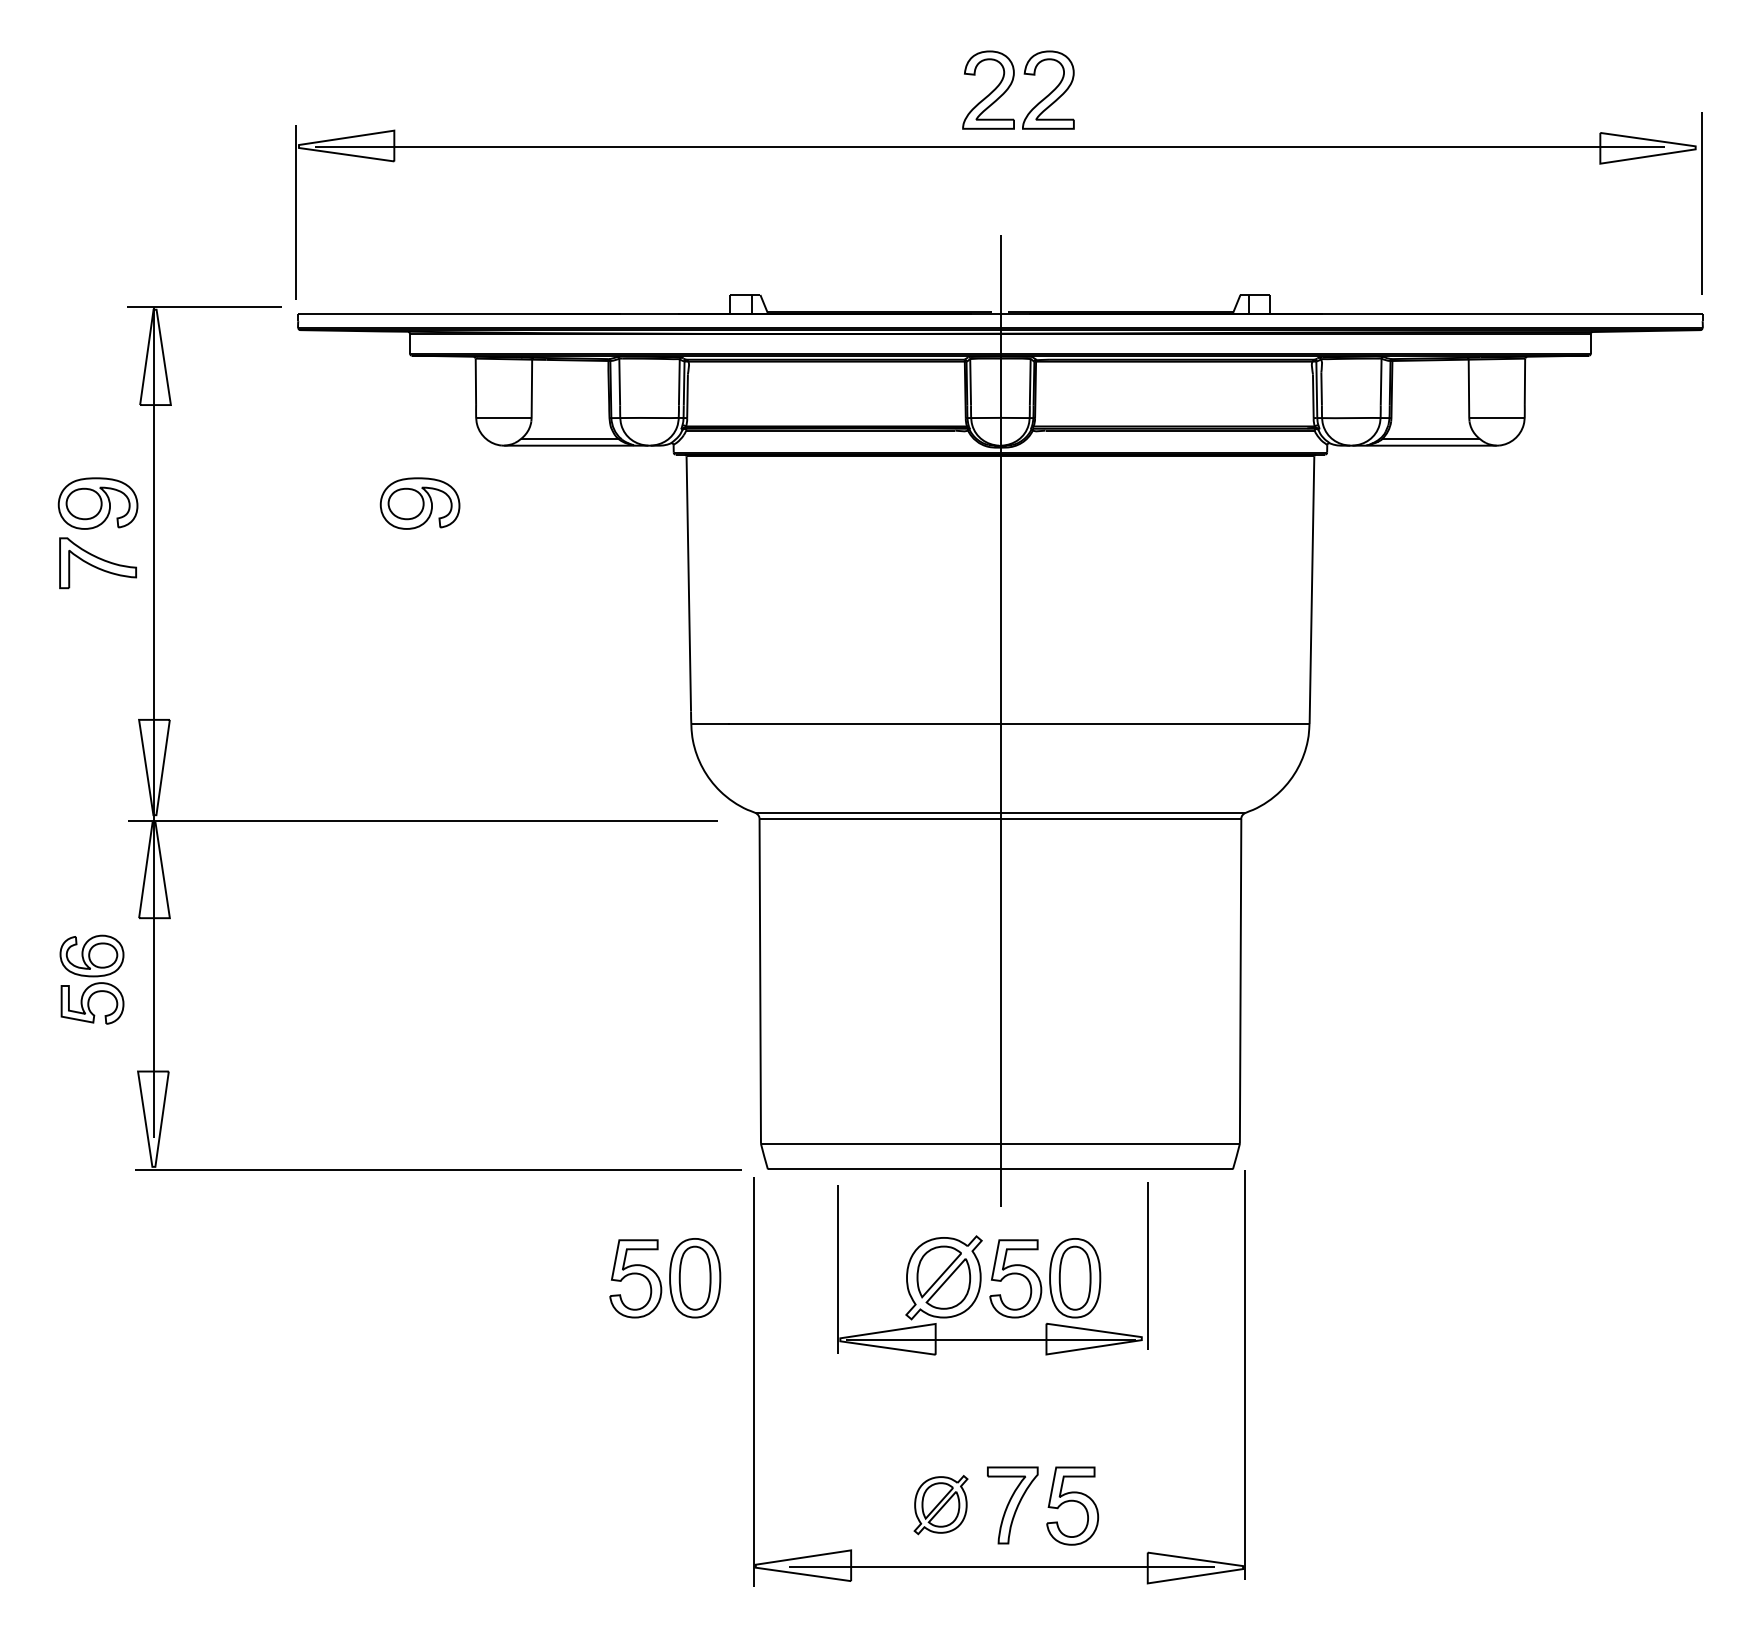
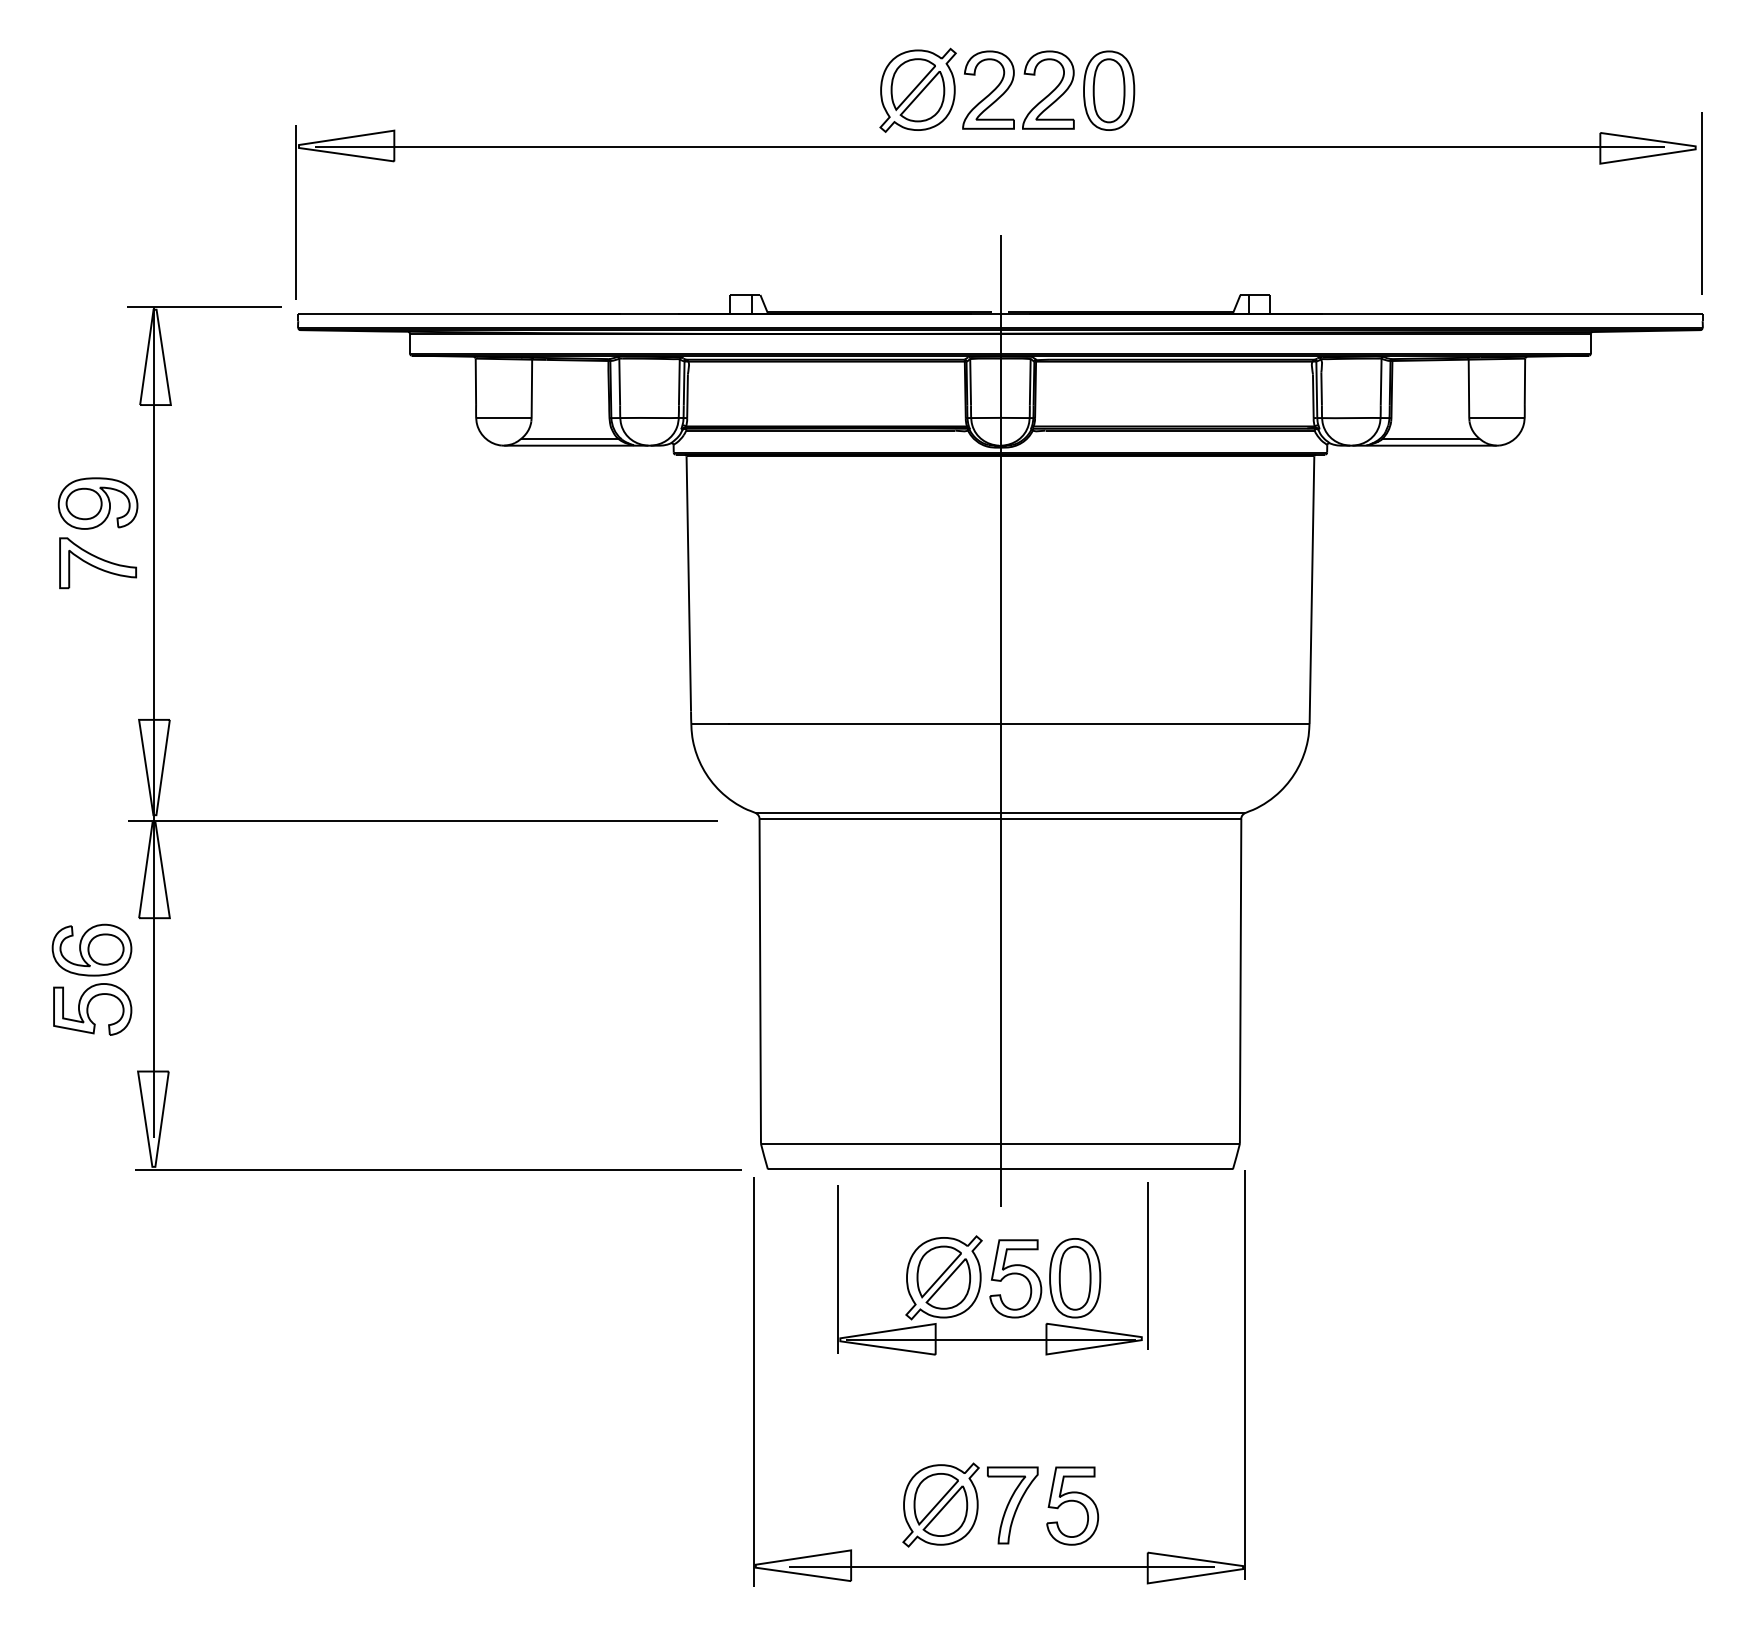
part: none -> present (917, 89)
part: none -> present (1109, 90)
part: present -> none (419, 503)
part size: 66x91 px -> 82x113 px (91, 979)
part: present -> none (665, 1278)
part size: 56x61 px -> 78x86 px (940, 1504)
